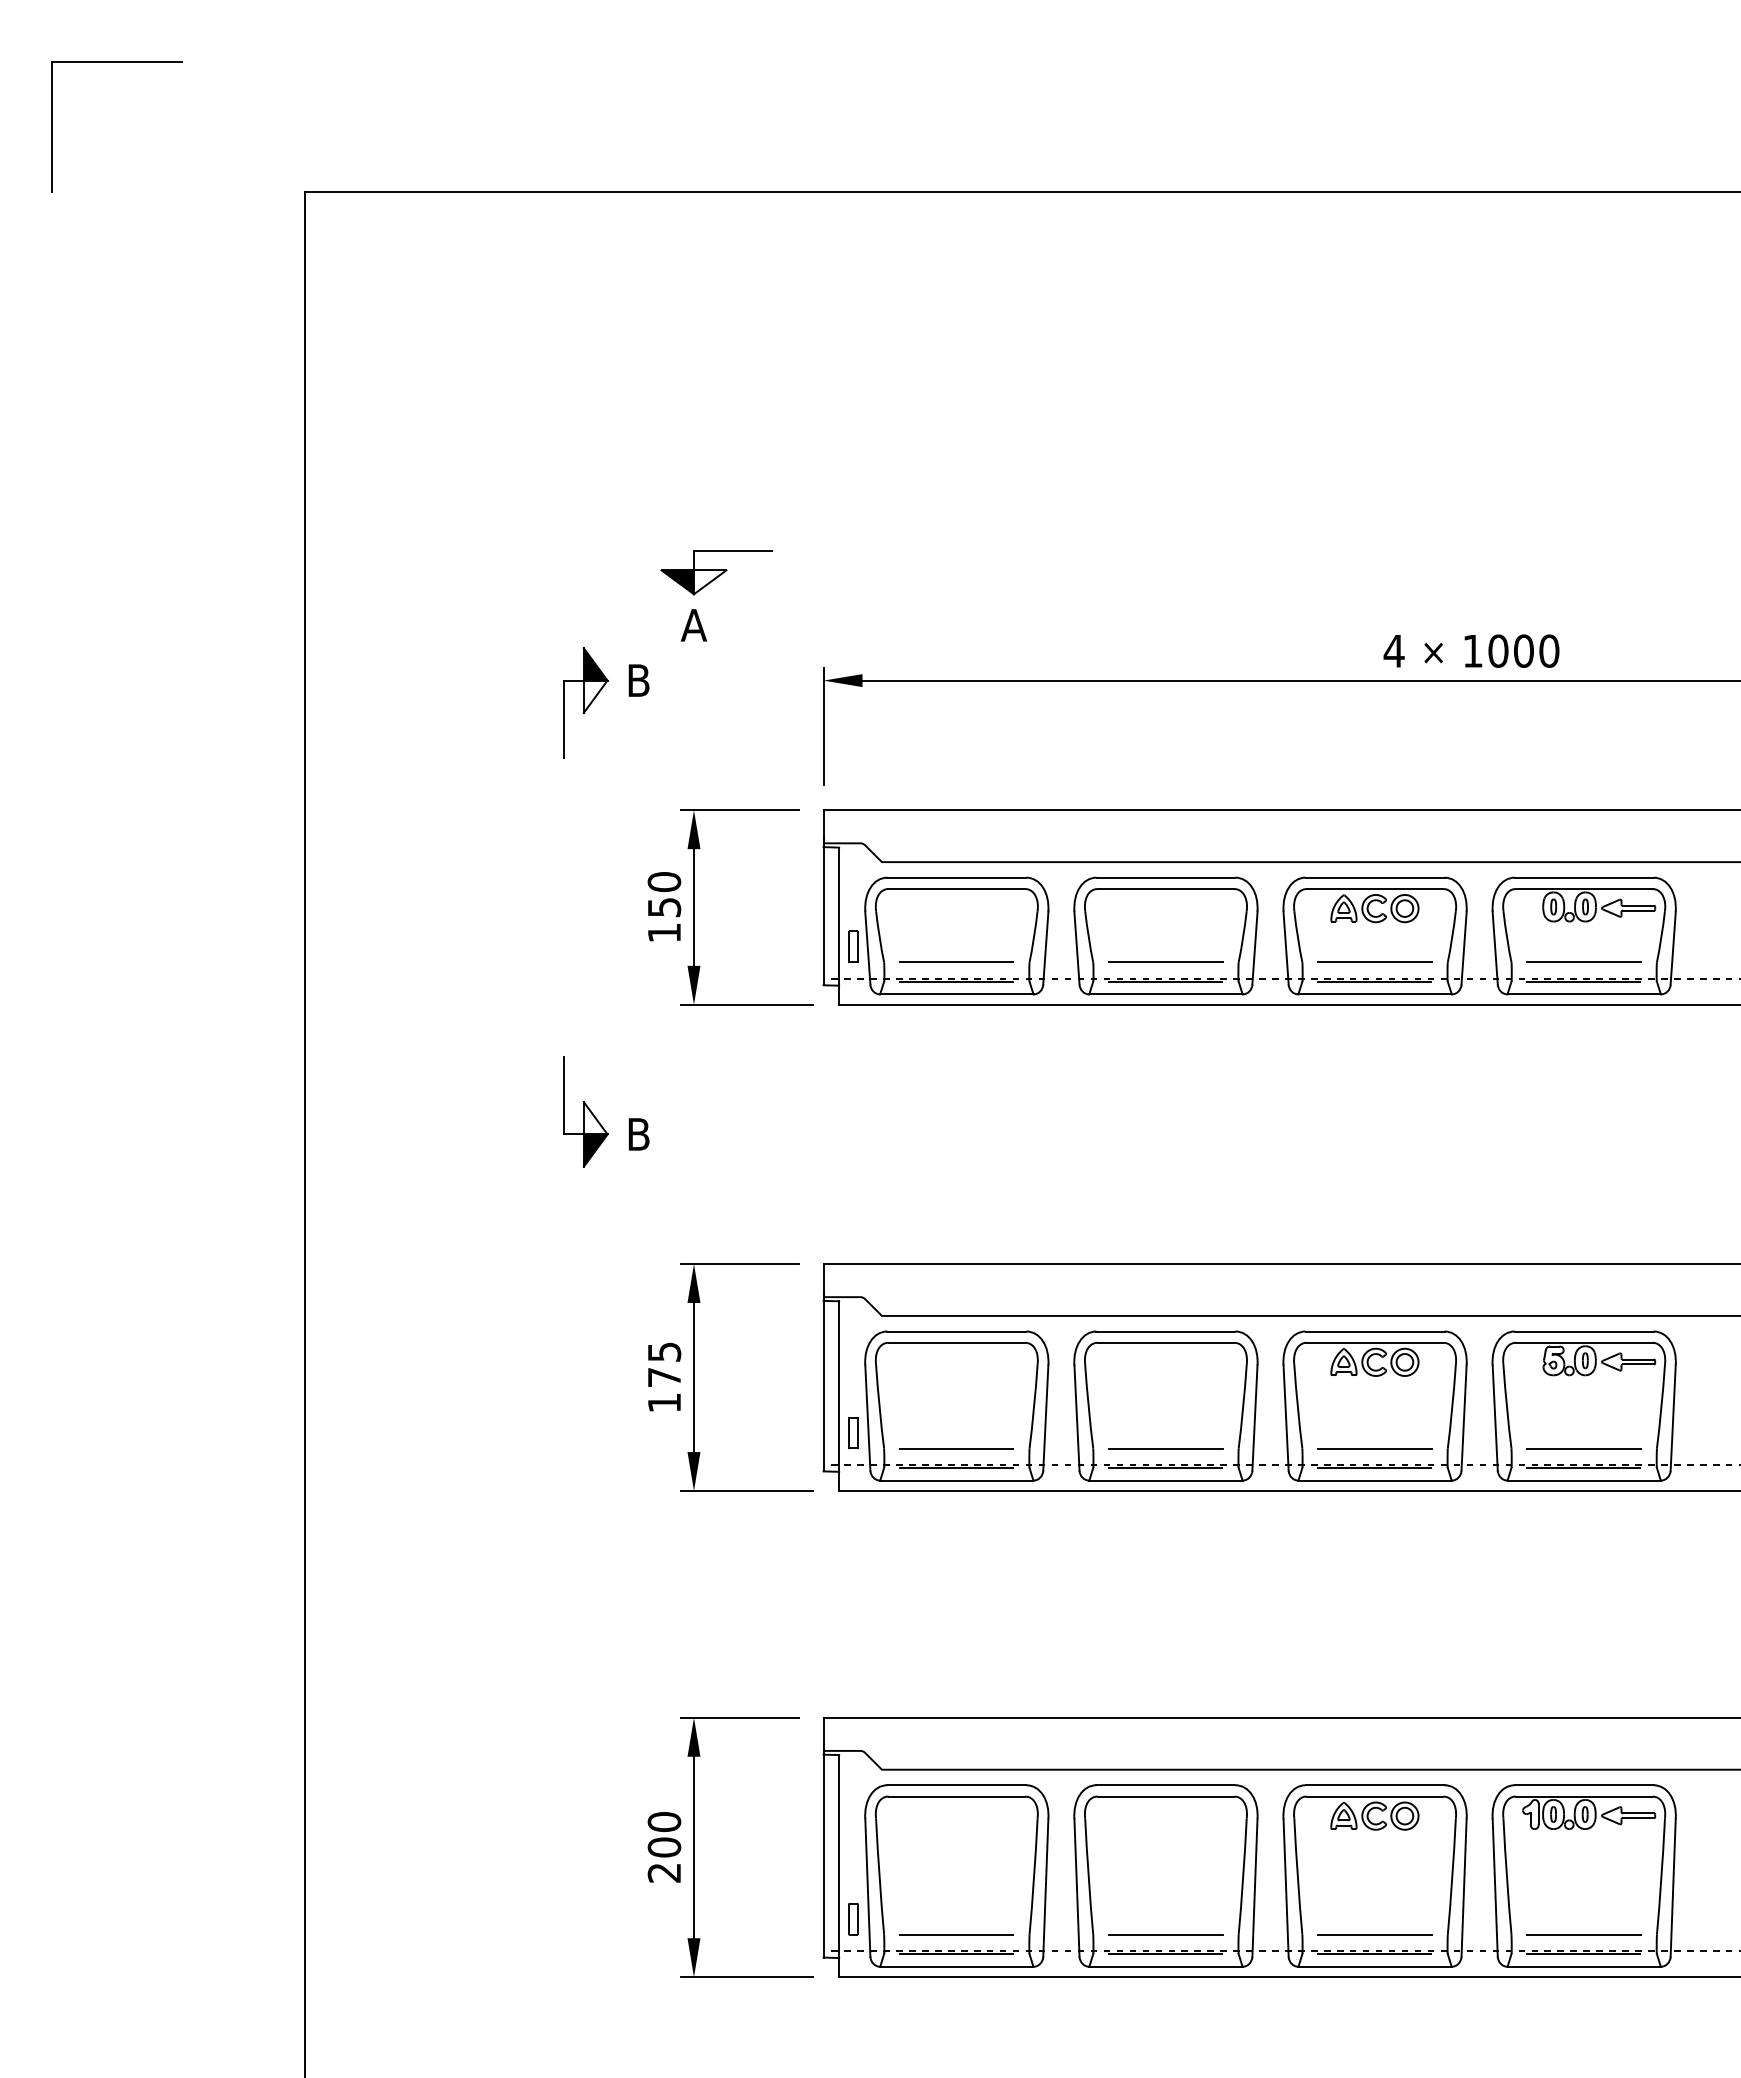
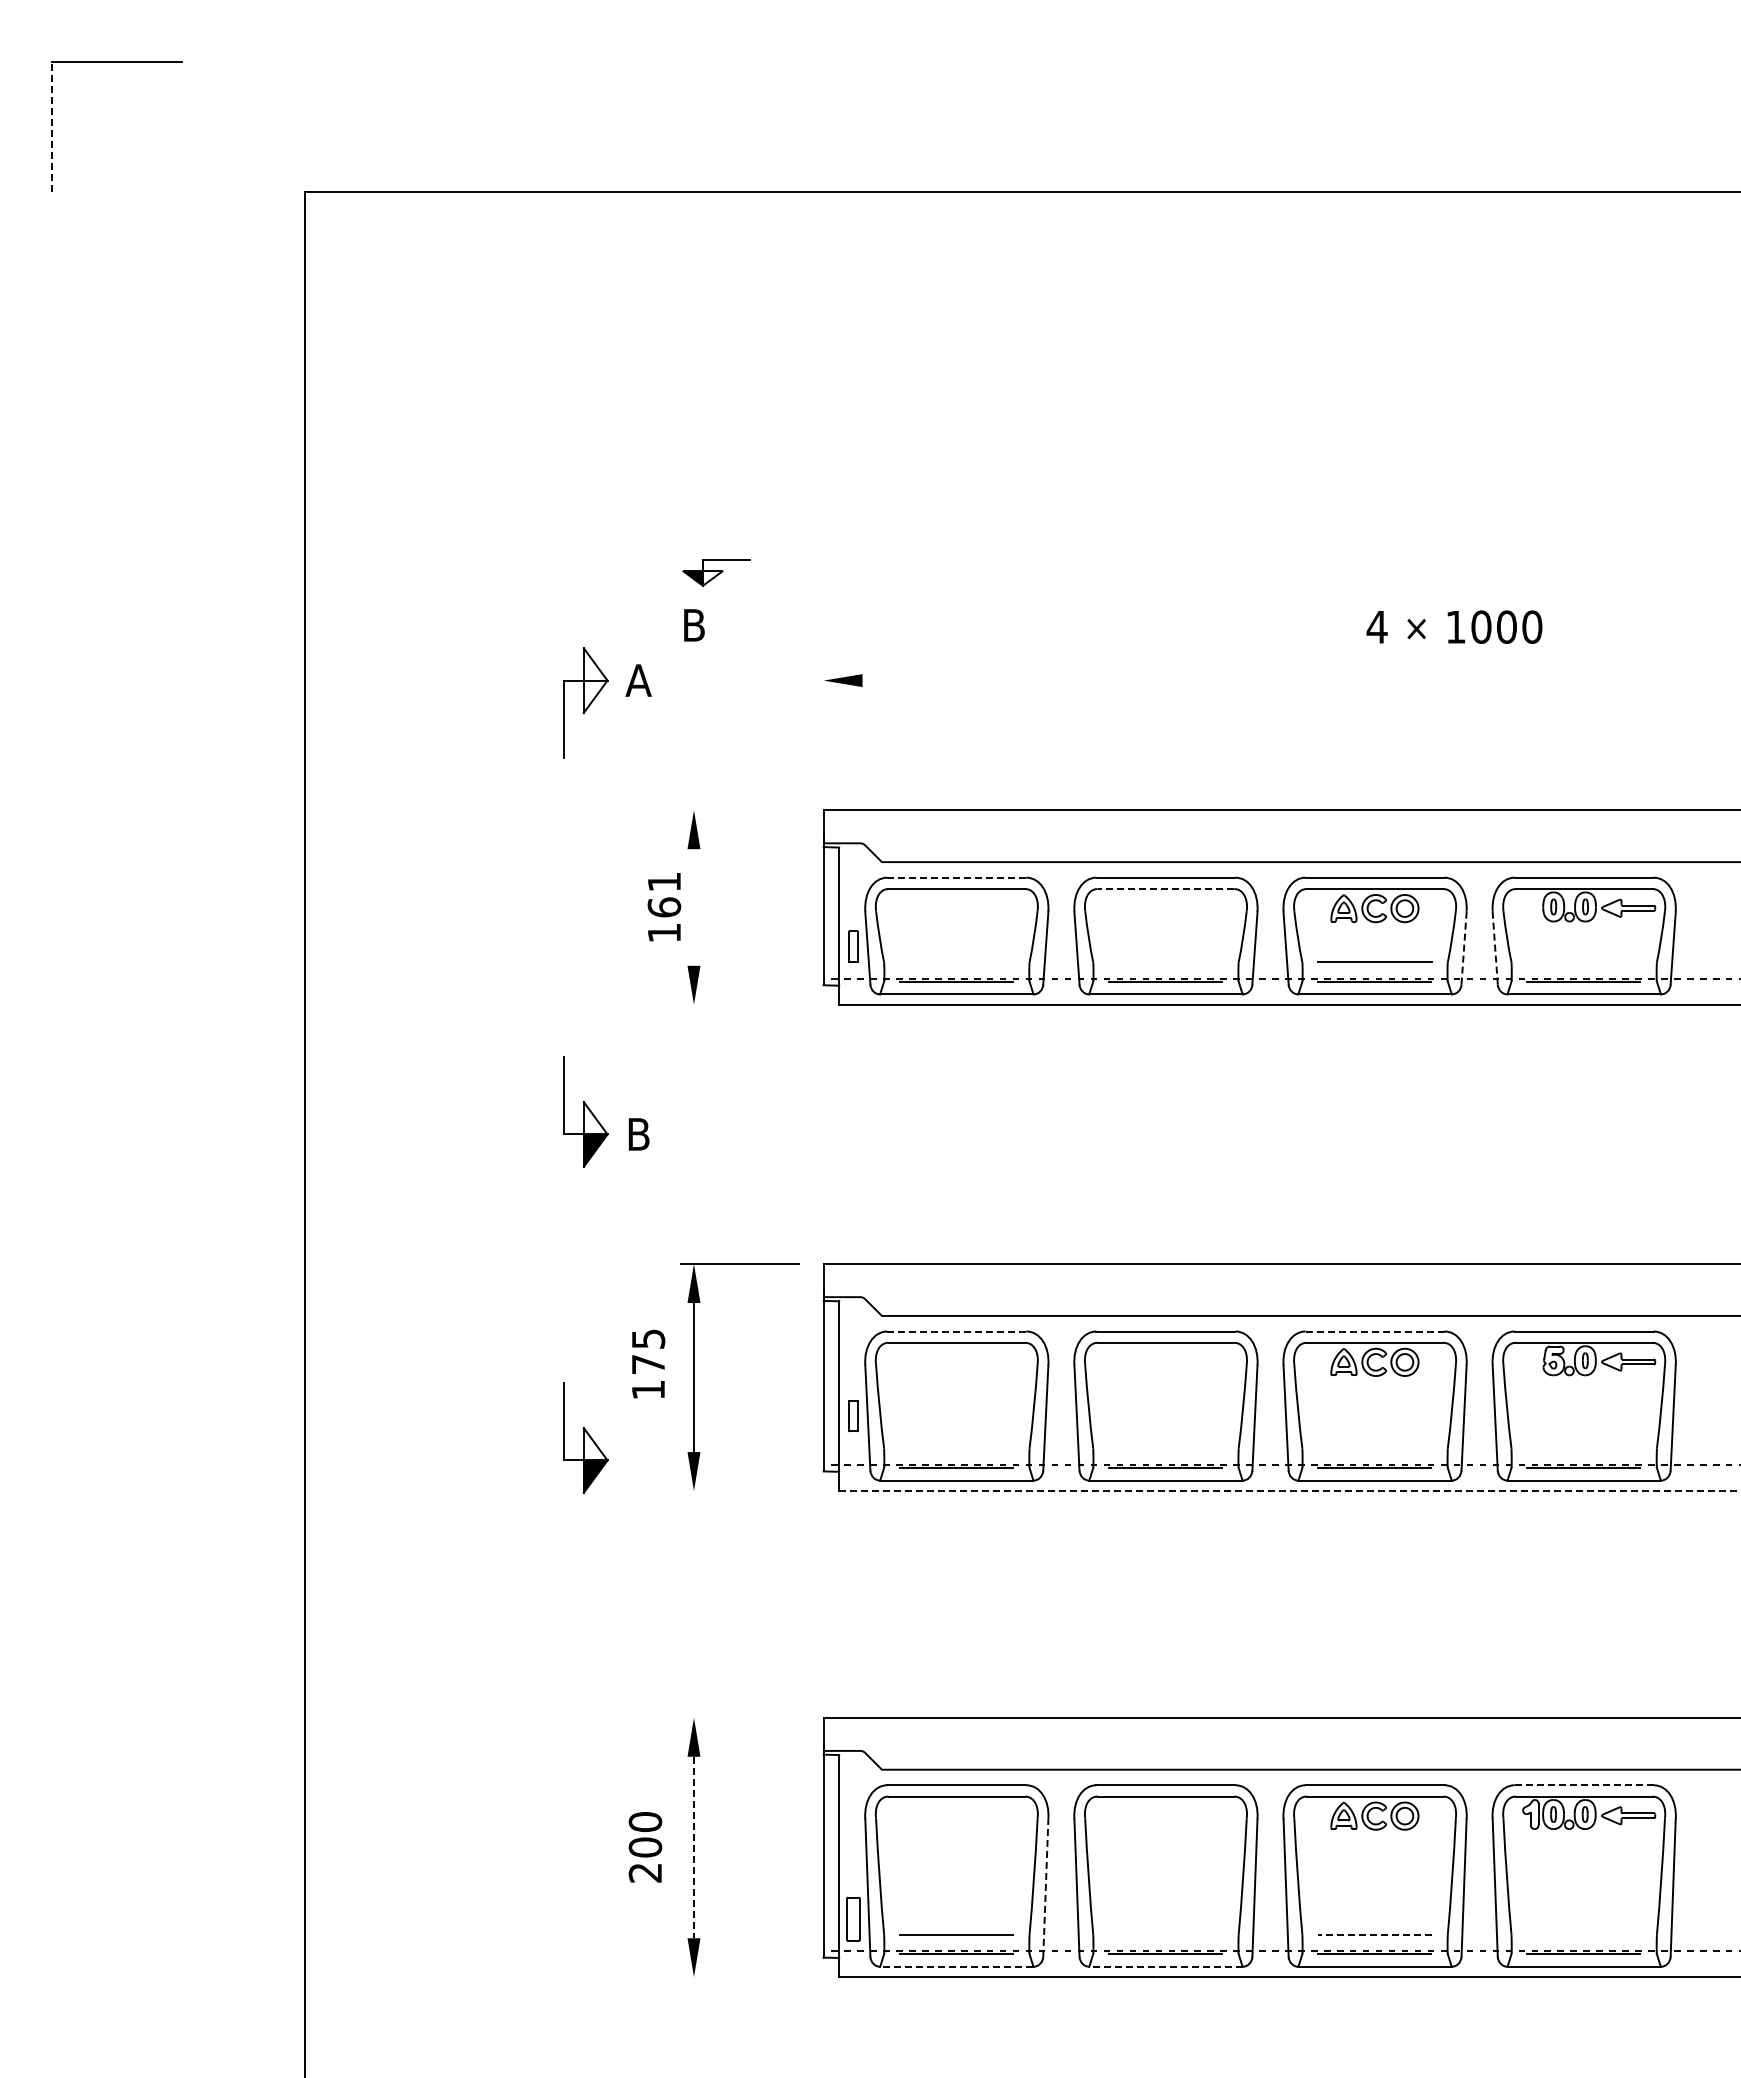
line: solid -> dashed (52, 127)
part size: 113x46 px -> 69x28 px (716, 572)
text: A -> B (693, 625)
text position: (1471, 650) -> (1454, 626) (1454, 626)
fill: present -> none (595, 664)
text: B -> A (638, 680)
line: present -> none (1299, 680)
line: present -> none (823, 725)
line: present -> none (739, 810)
line: solid -> dashed (956, 877)
line: solid -> dashed (1165, 889)
text: 150 -> 161 (664, 894)
line: present -> none (693, 907)
line: solid -> dashed (1464, 948)
line: solid -> dashed (1495, 948)
line: present -> none (956, 962)
line: present -> none (1165, 962)
line: present -> none (1583, 962)
line: present -> none (747, 1004)
line: solid -> dashed (956, 1331)
line: solid -> dashed (1374, 1331)
text position: (664, 1376) -> (648, 1363) (648, 1363)
part position: (853, 1433) -> (853, 1416) (853, 1416)
part: none -> present (585, 1437)
line: present -> none (956, 1448)
line: present -> none (1165, 1448)
line: present -> none (1374, 1448)
line: present -> none (1583, 1448)
line: present -> none (747, 1490)
line: solid -> dashed (1289, 1490)
line: present -> none (739, 1717)
line: solid -> dashed (1583, 1785)
text position: (664, 1847) -> (645, 1847) (645, 1847)
line: solid -> dashed (693, 1847)
line: solid -> dashed (1045, 1888)
part size: 11x33 px -> 15x46 px (853, 1918)
line: present -> none (1165, 1934)
line: solid -> dashed (1375, 1934)
line: present -> none (1583, 1934)
line: solid -> dashed (956, 1966)
line: solid -> dashed (1165, 1966)
line: present -> none (747, 1977)
